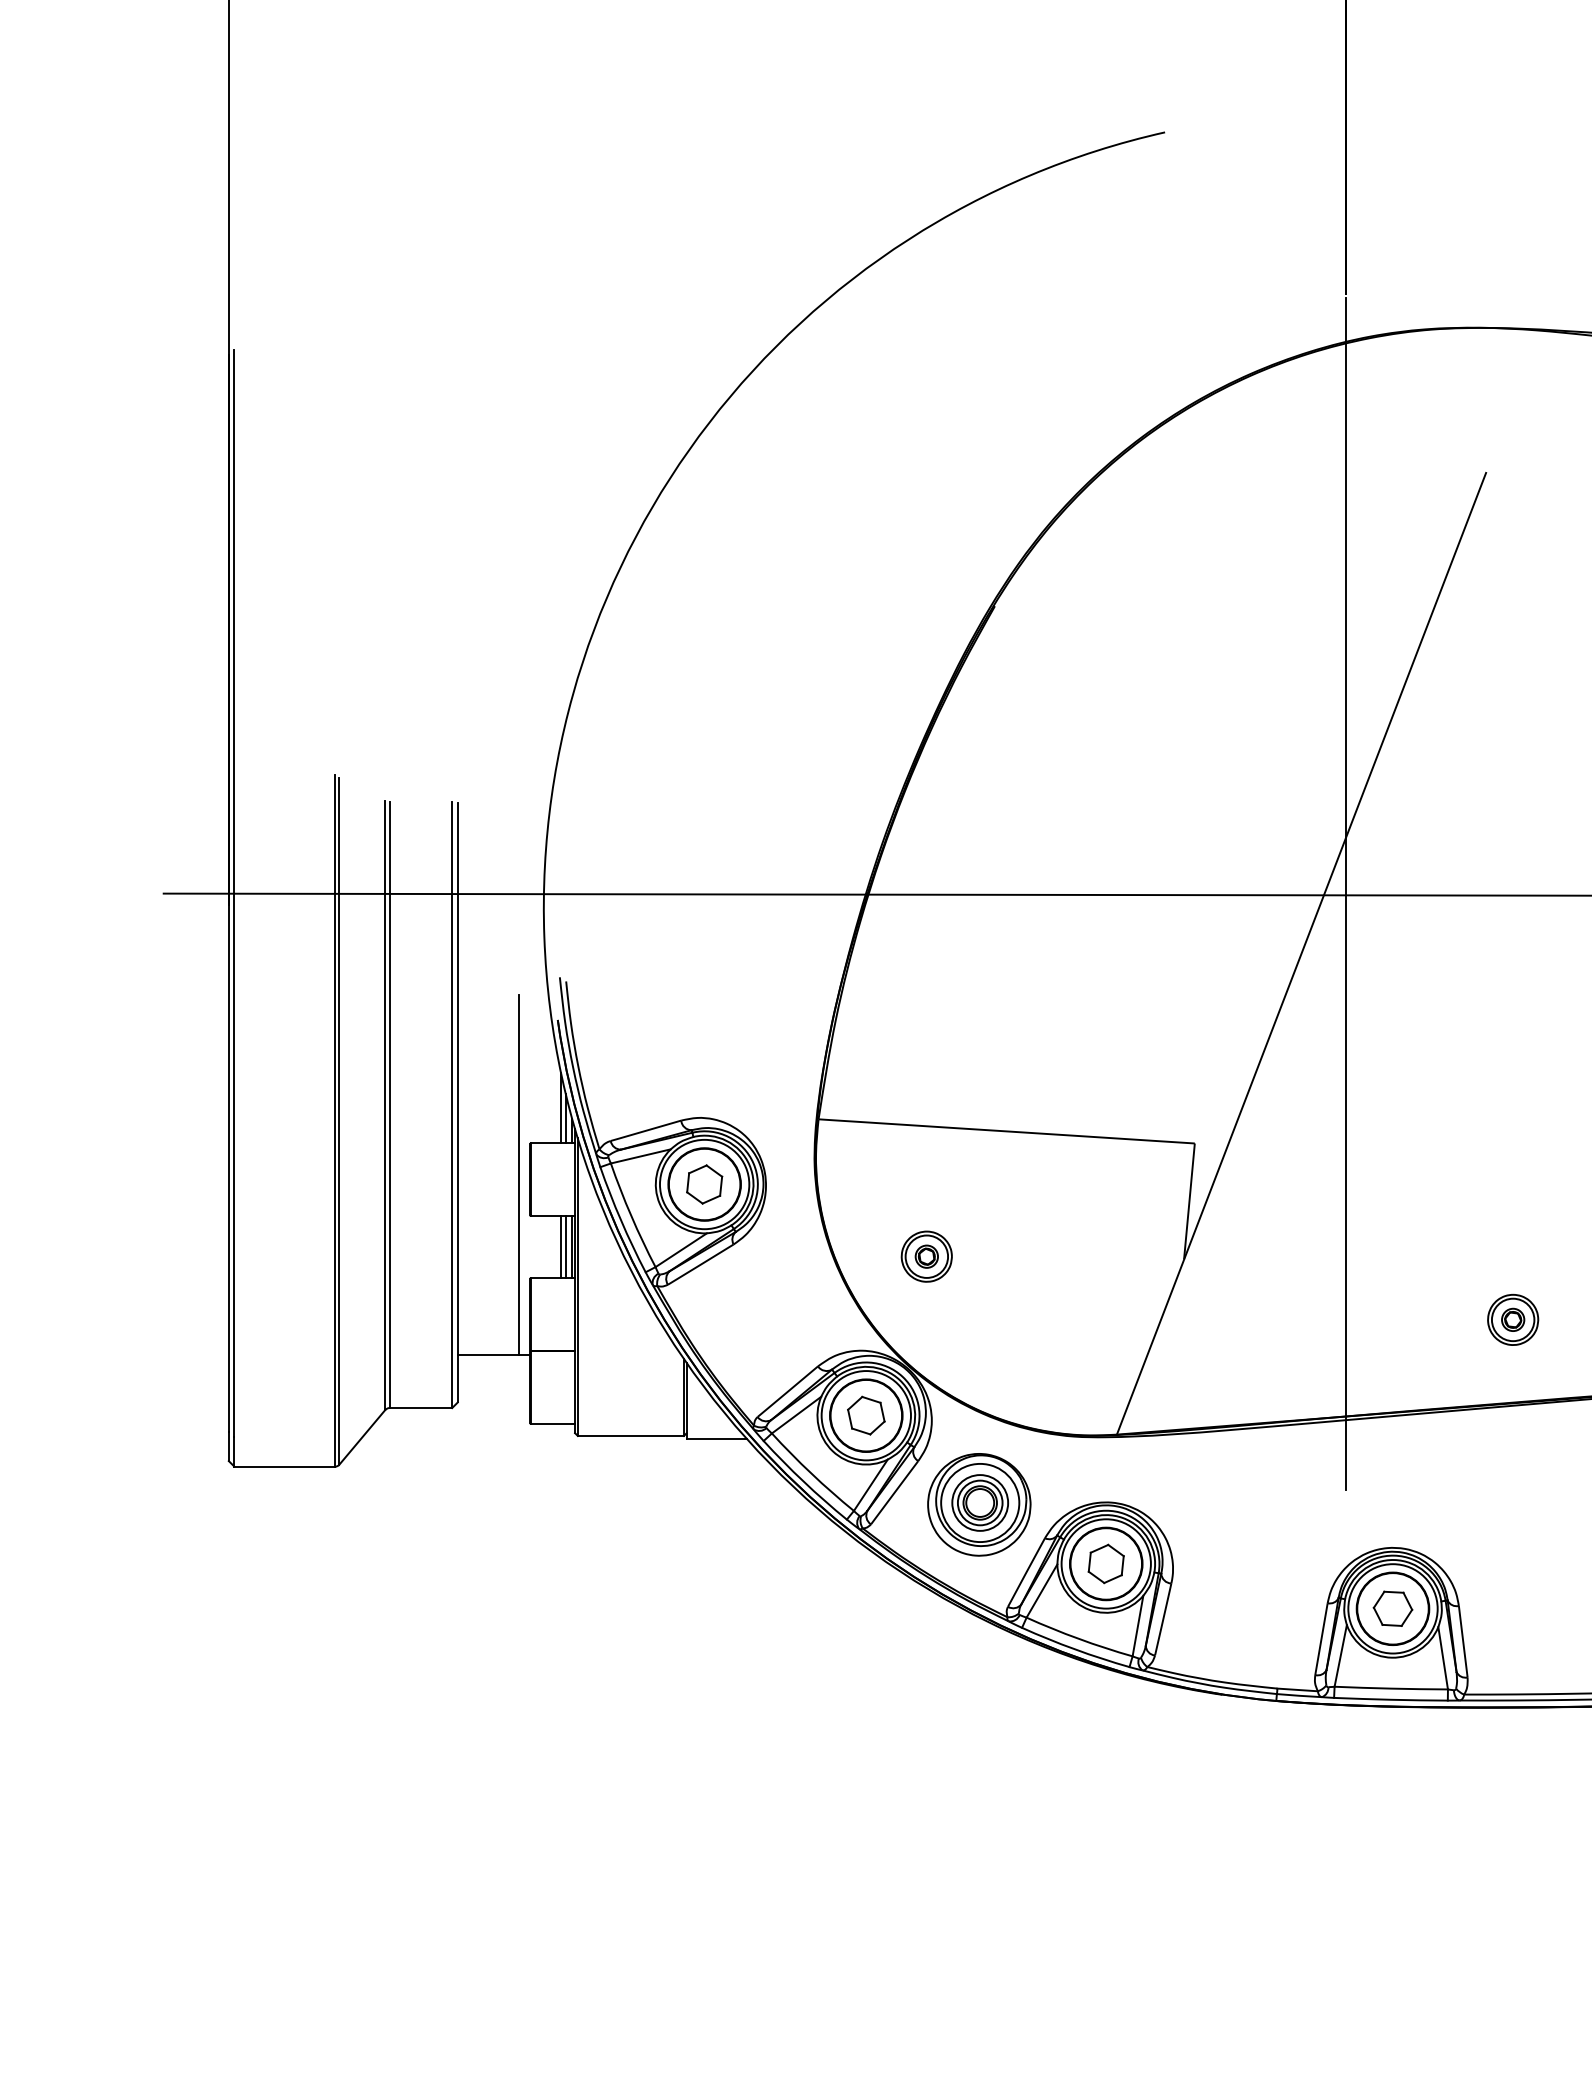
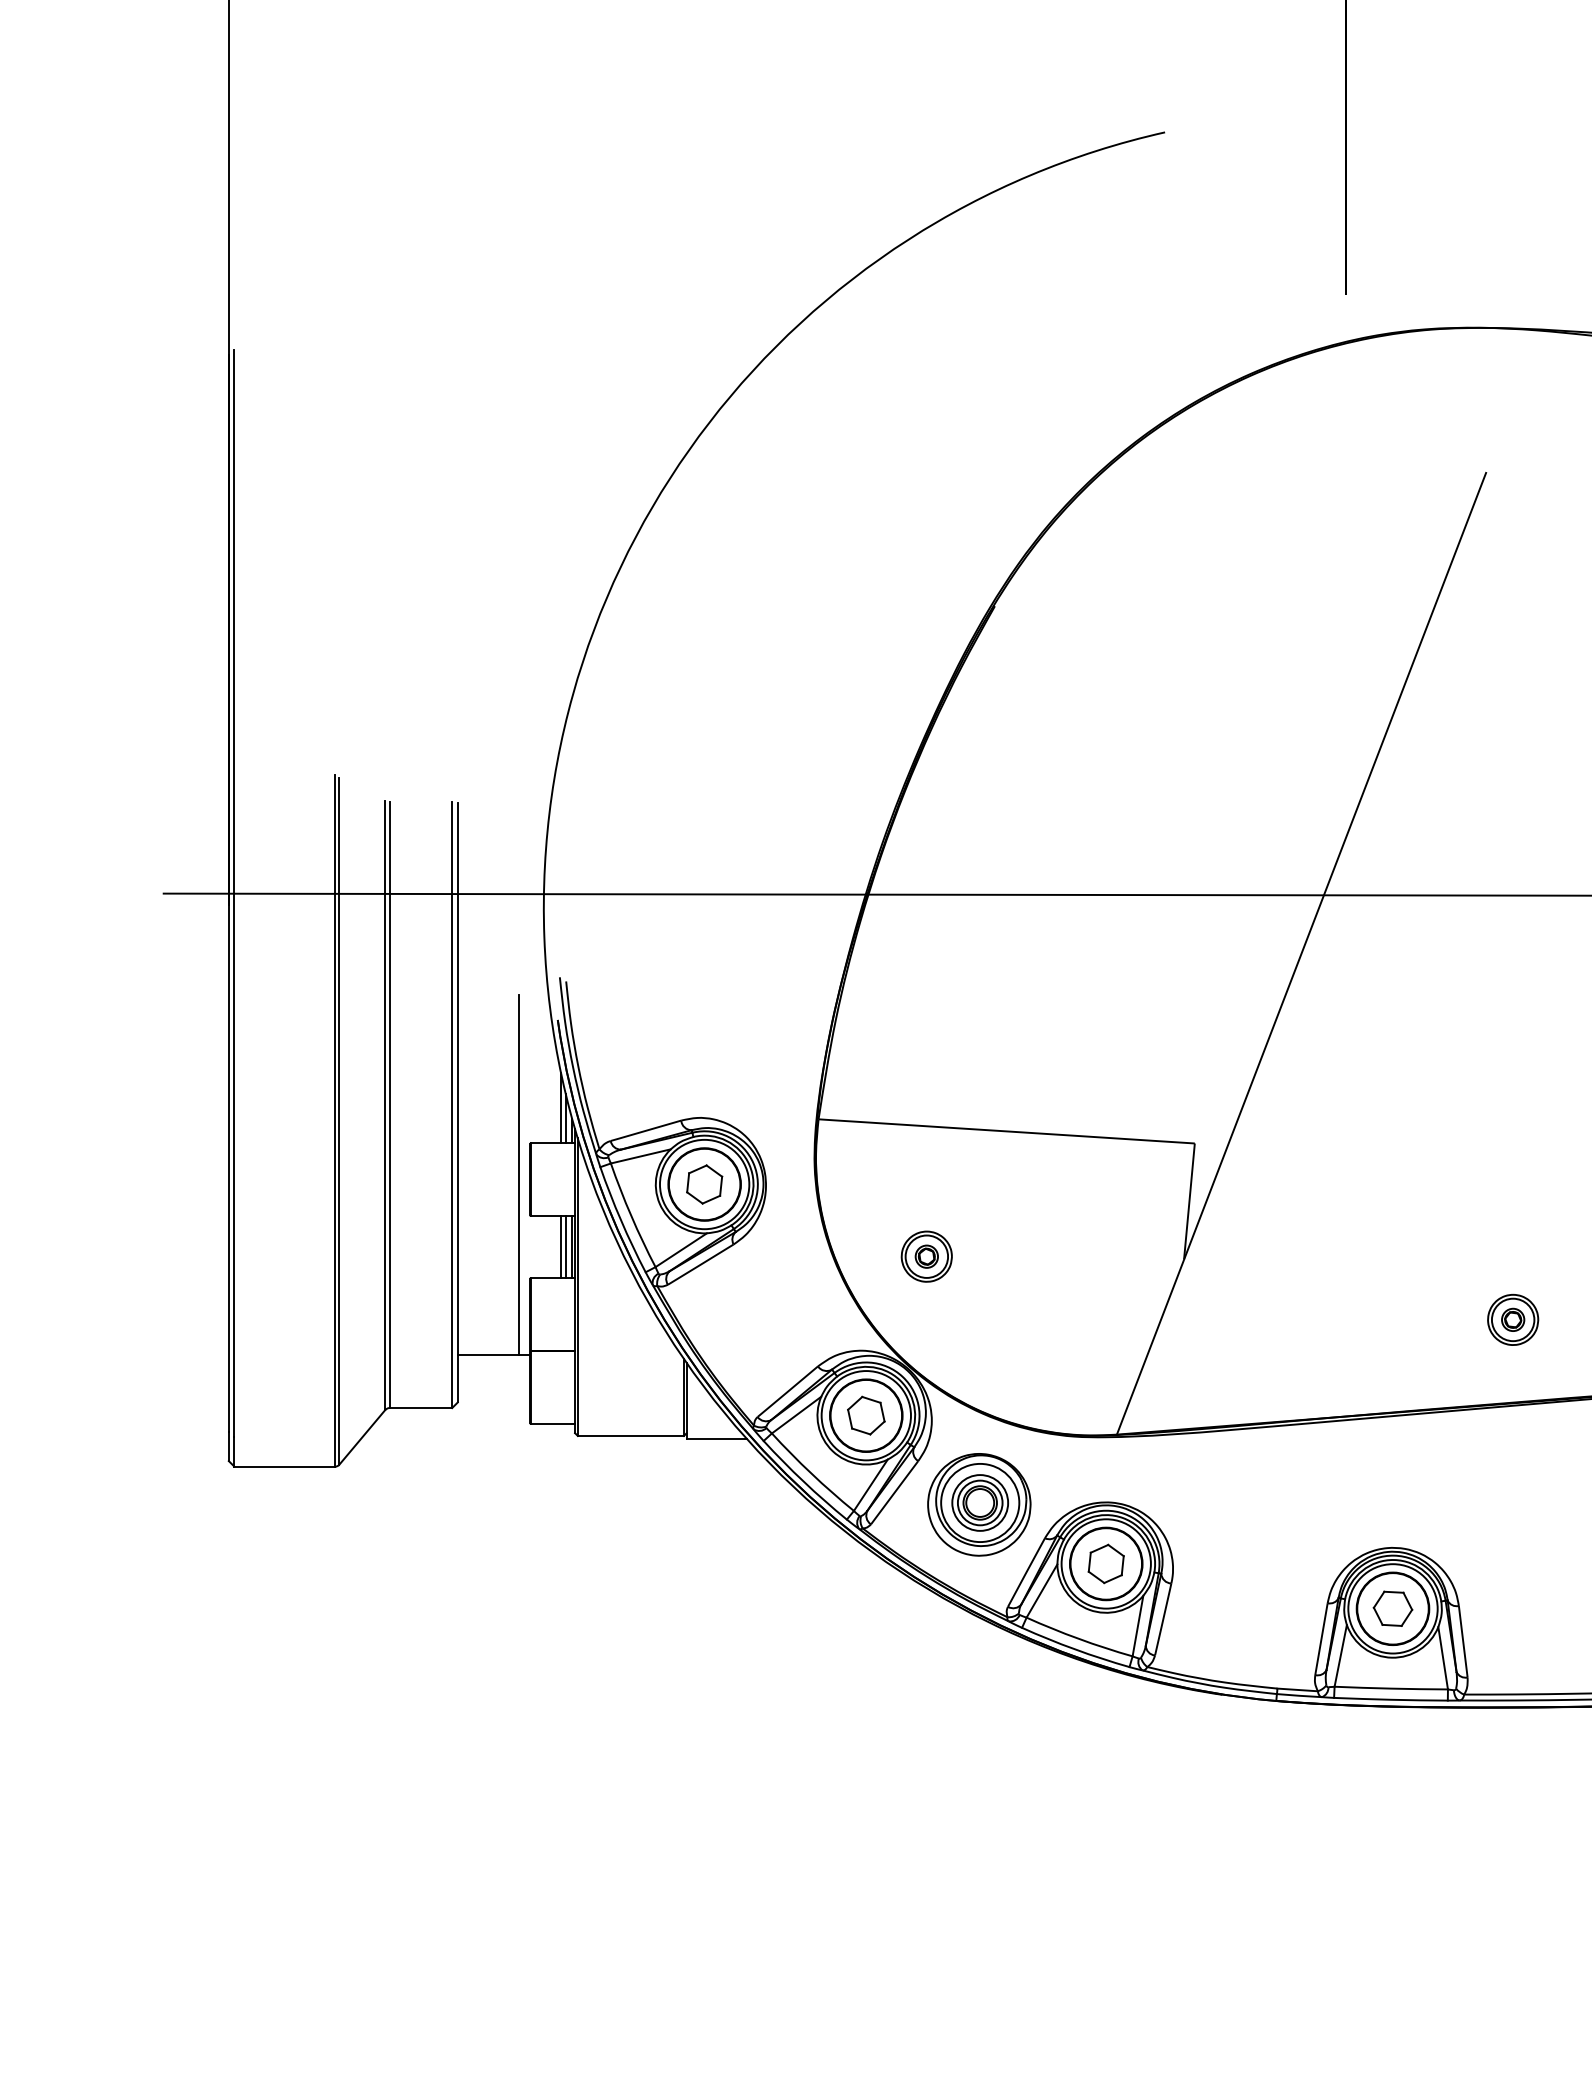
line: present -> none (1345, 893)
